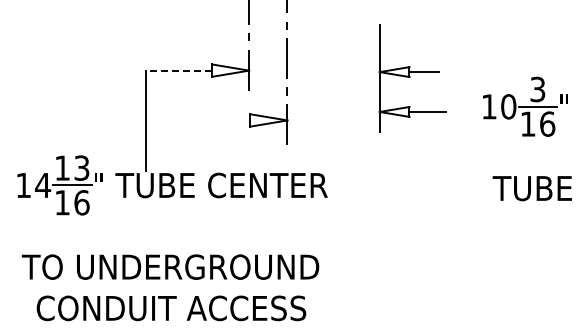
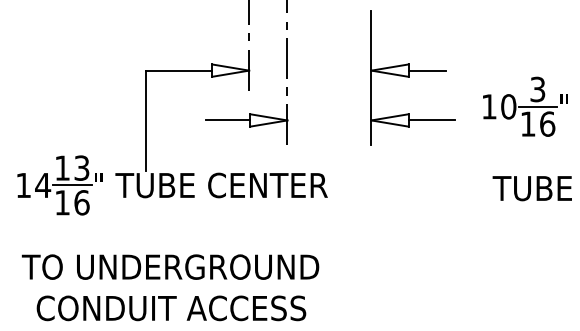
line: dashed -> solid (179, 70)
part size: 69x109 px -> 86x136 px (412, 77)
line: none -> present (228, 120)
